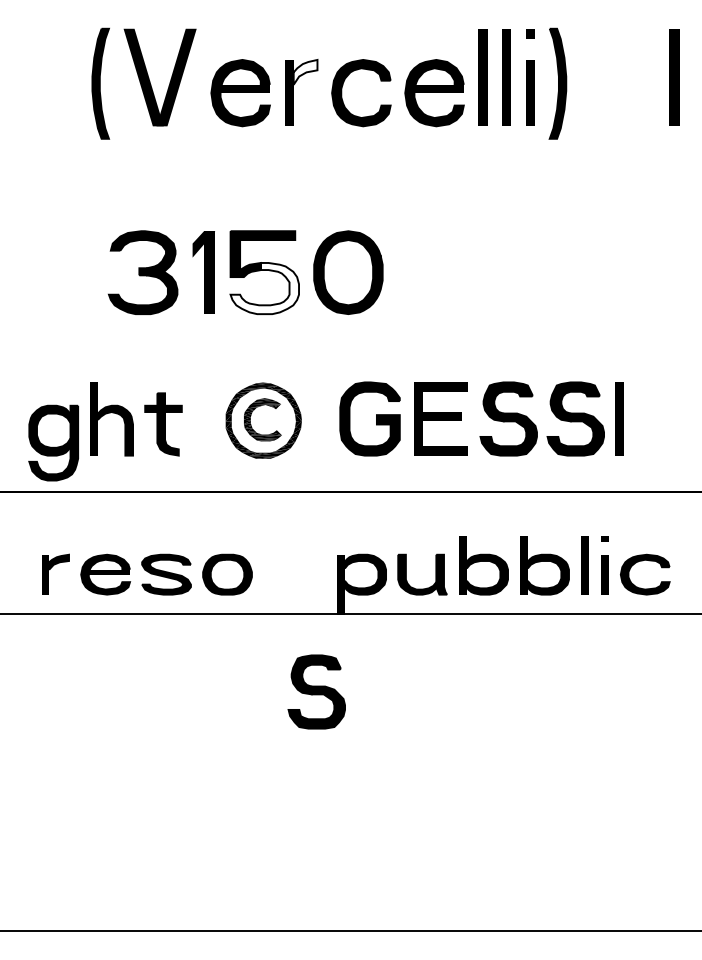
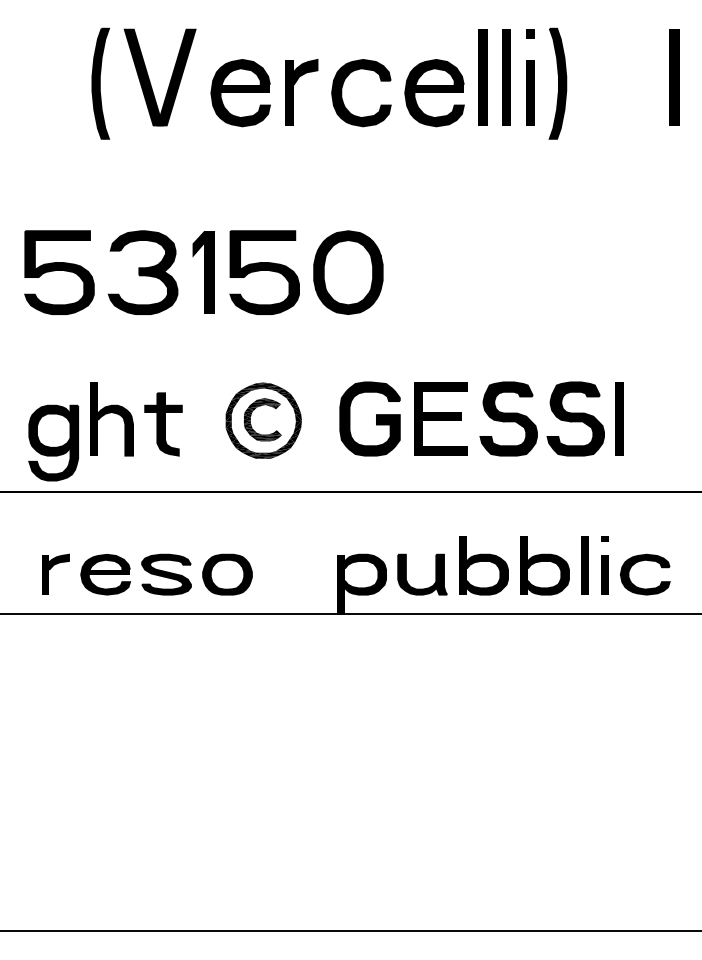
fill: none -> present (305, 71)
part: none -> present (59, 272)
fill: none -> present (264, 288)
part: present -> none (316, 691)
